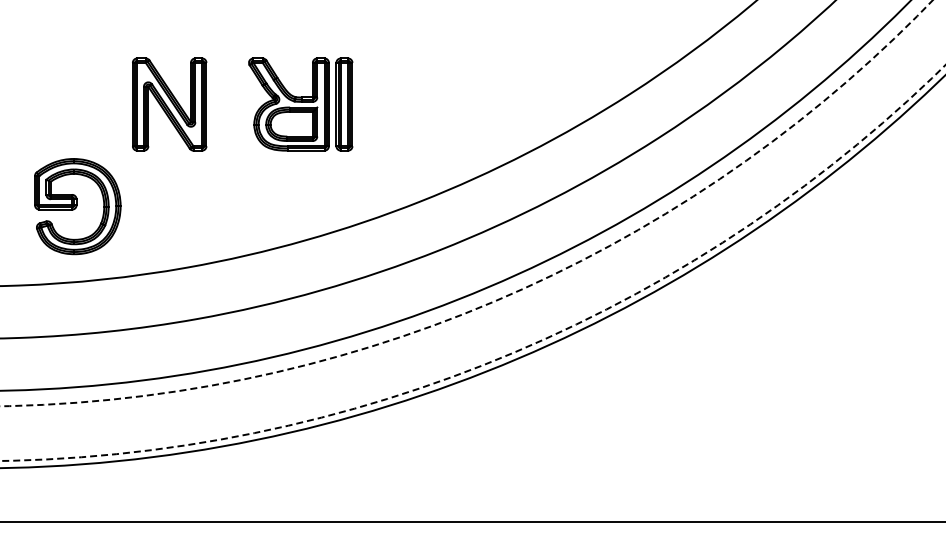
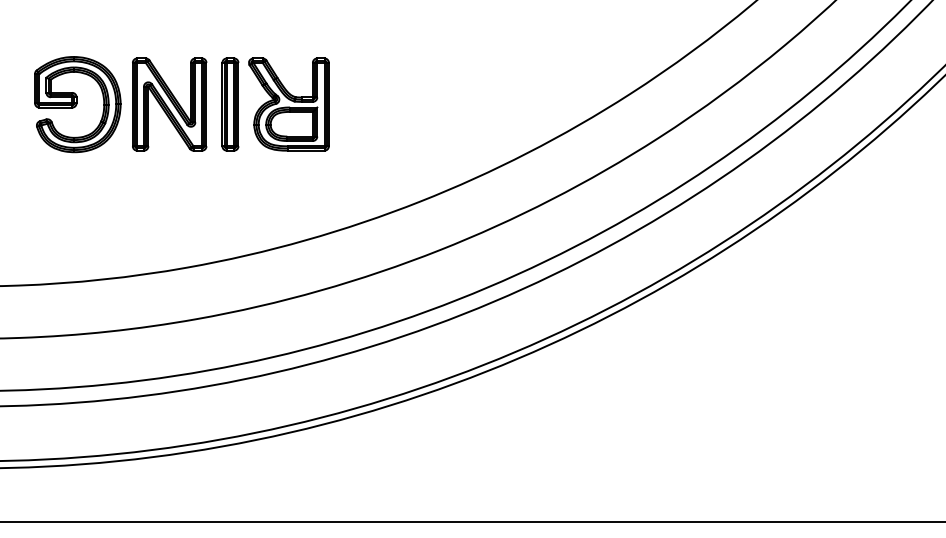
part position: (344, 104) -> (230, 104) (230, 104)
circle: dashed -> solid (466, 203)
part position: (77, 206) -> (77, 104) (77, 104)
circle: dashed -> solid (472, 262)
